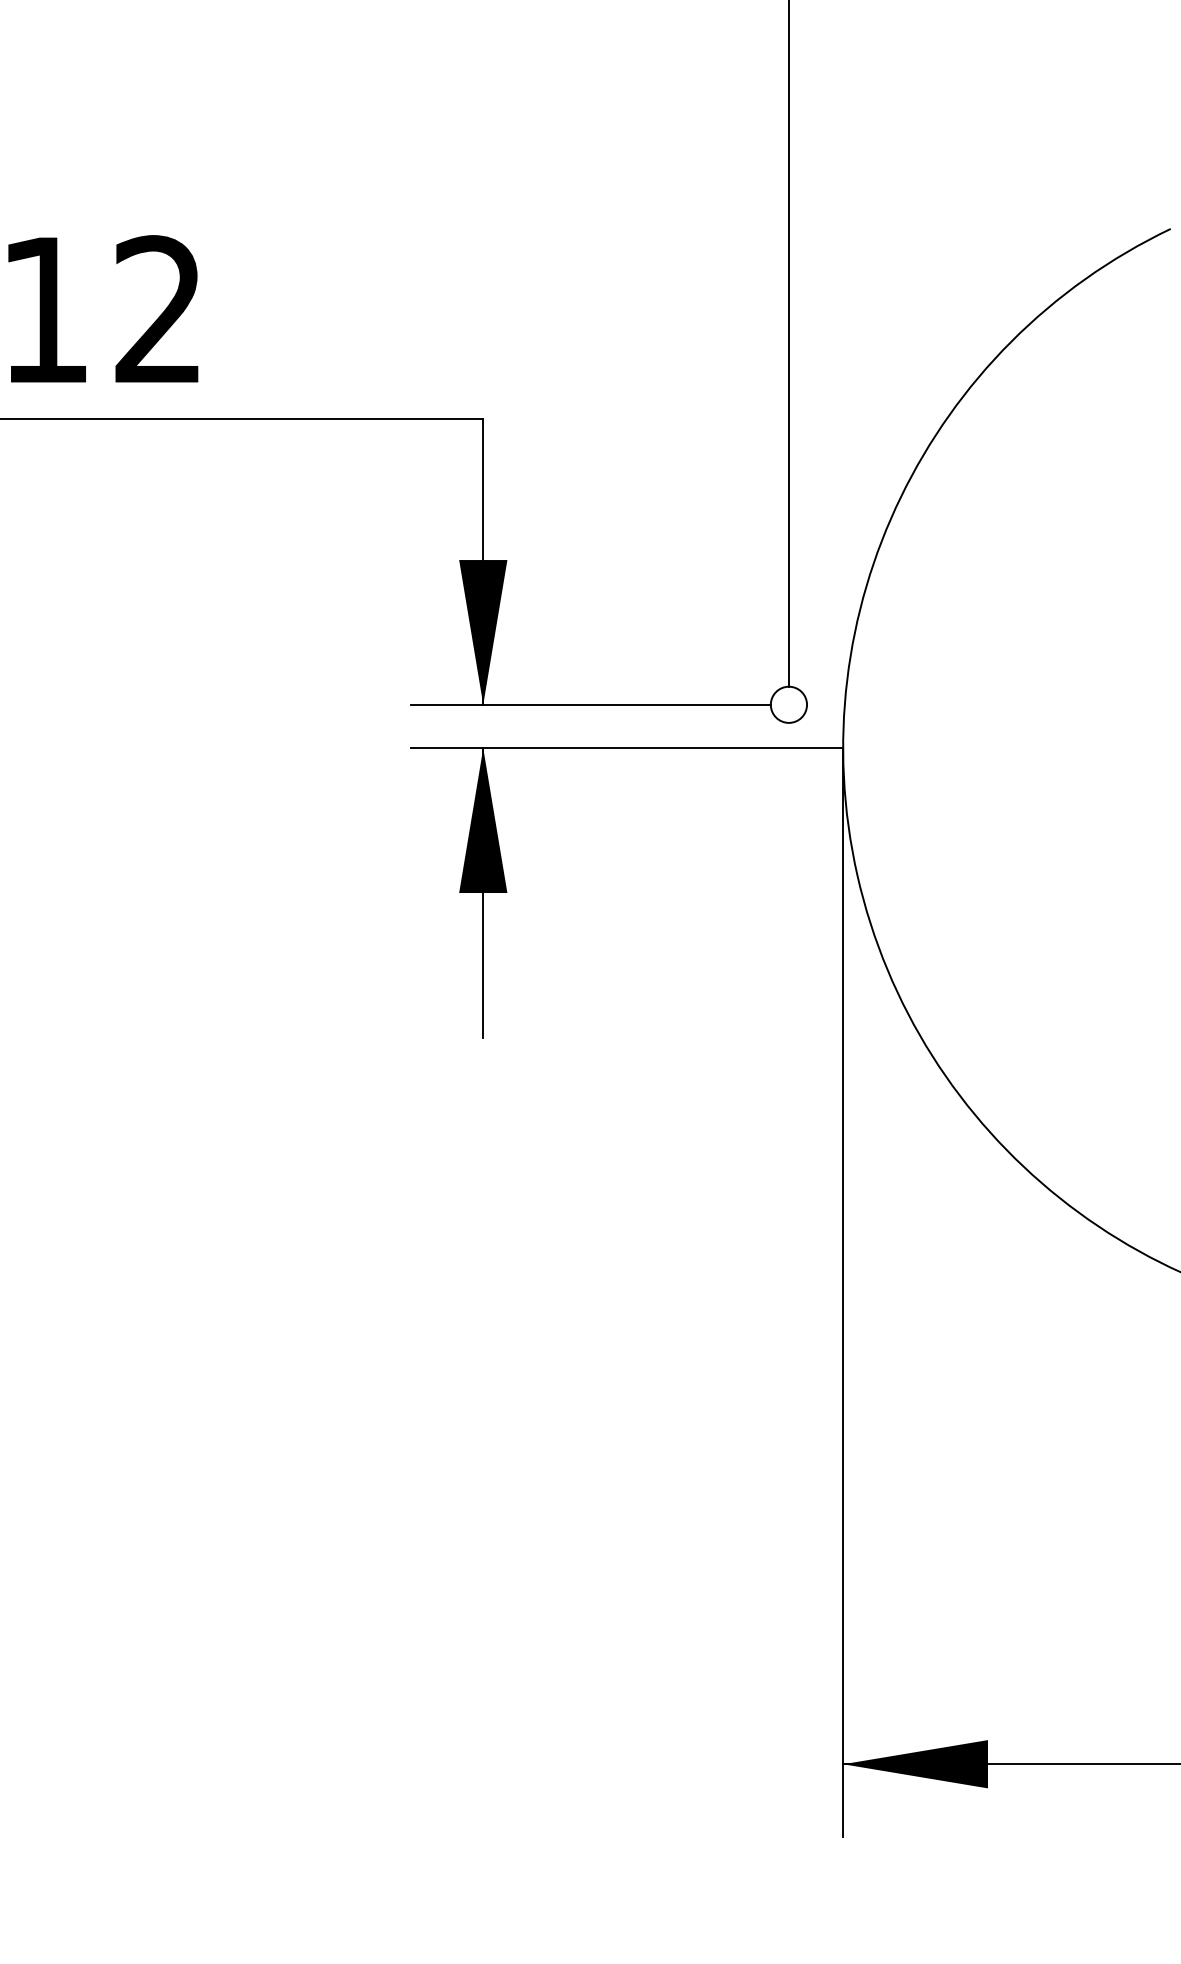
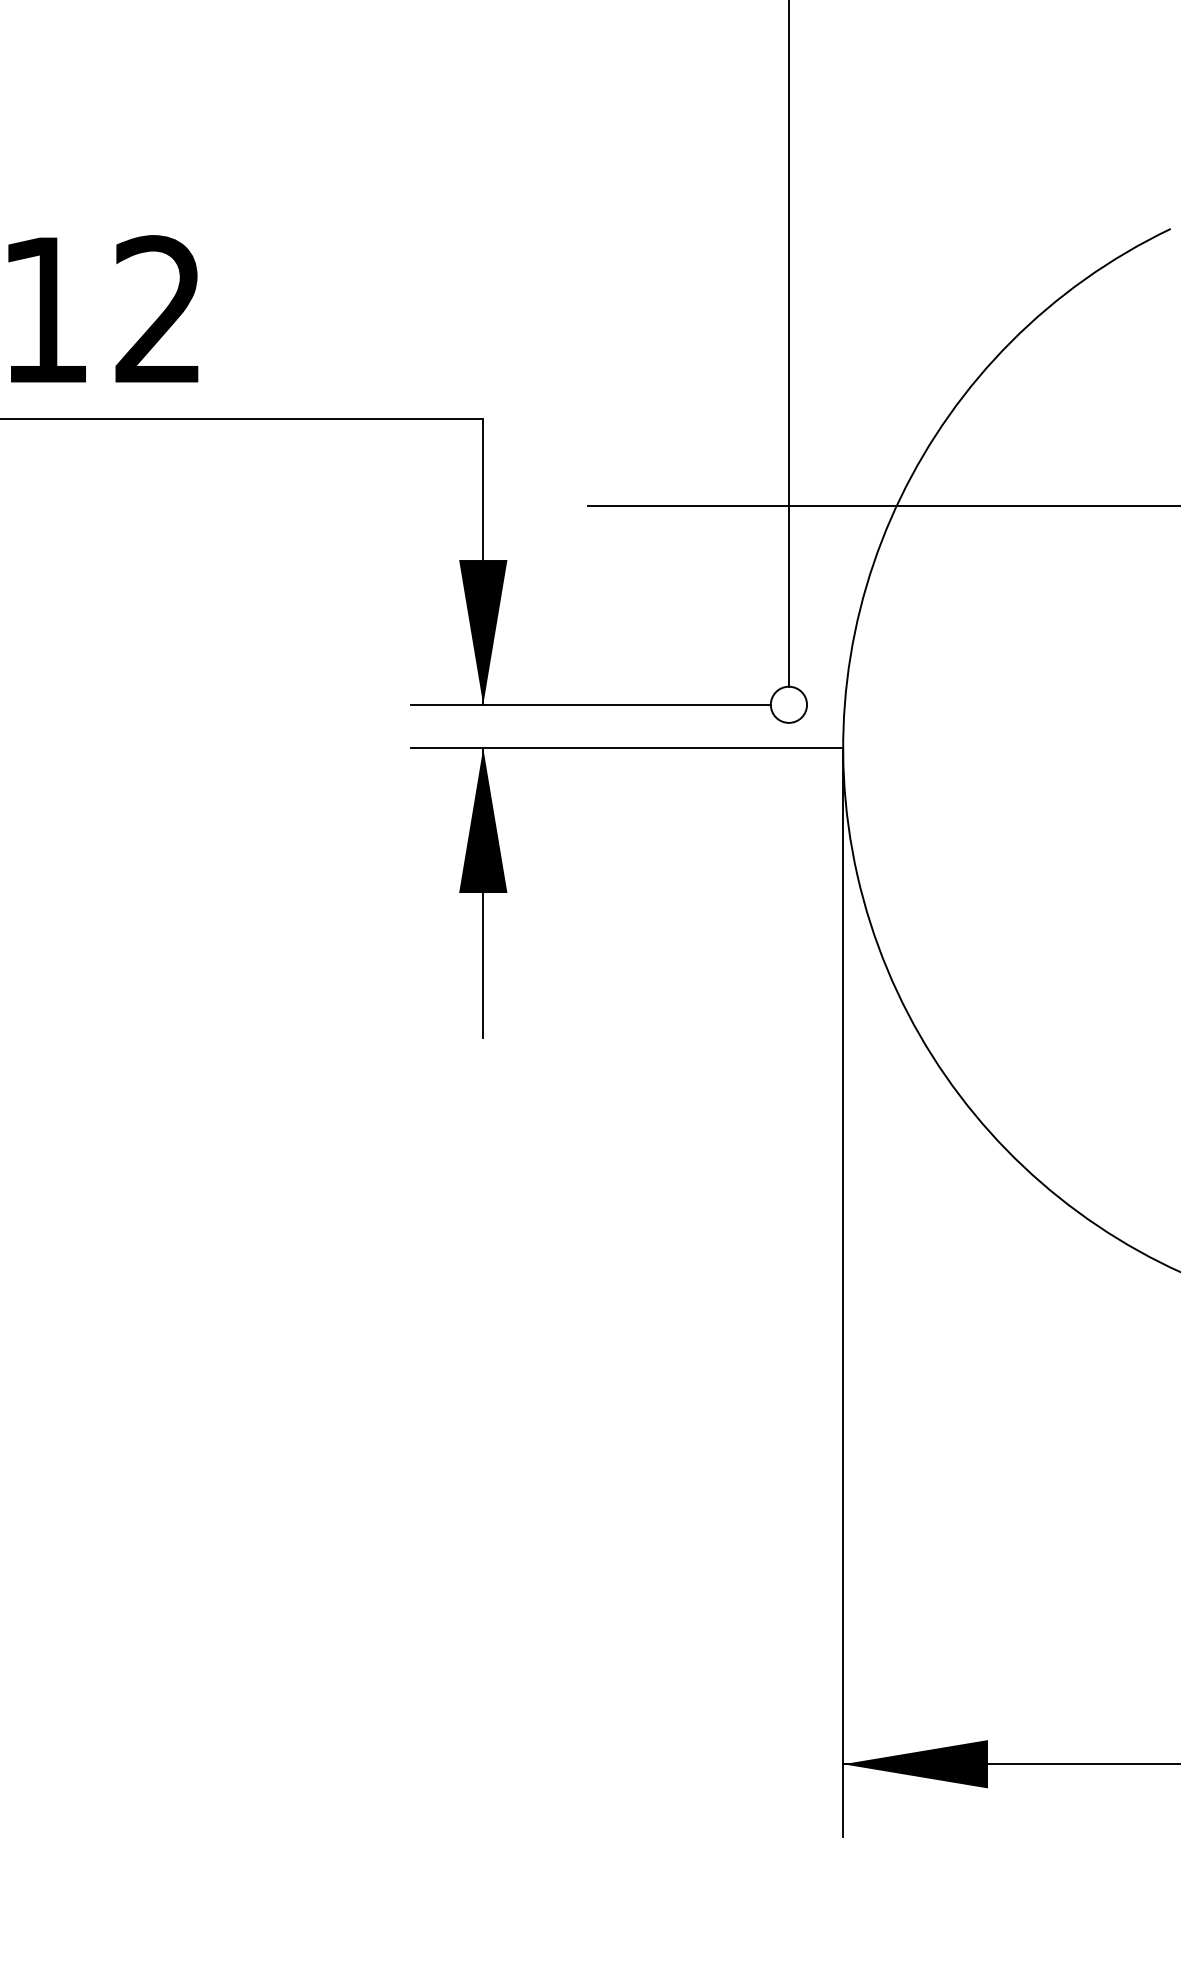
line: none -> present (882, 505)
